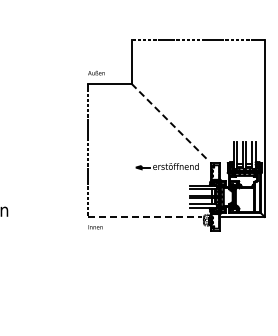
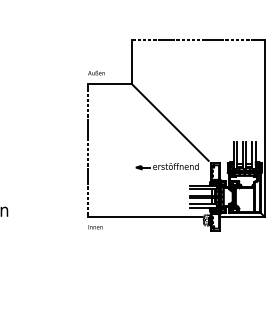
line: dashed -> solid (170, 122)
line: dashed -> solid (145, 216)
